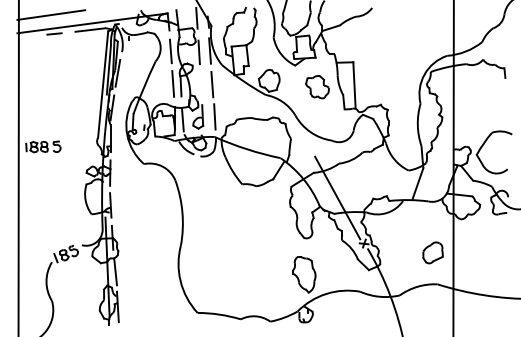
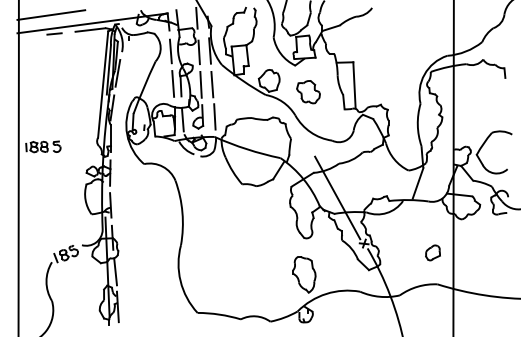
line: none -> present (200, 84)
part position: (317, 87) -> (308, 92) (308, 92)
part size: 22x24 px -> 16x18 px (432, 252)
